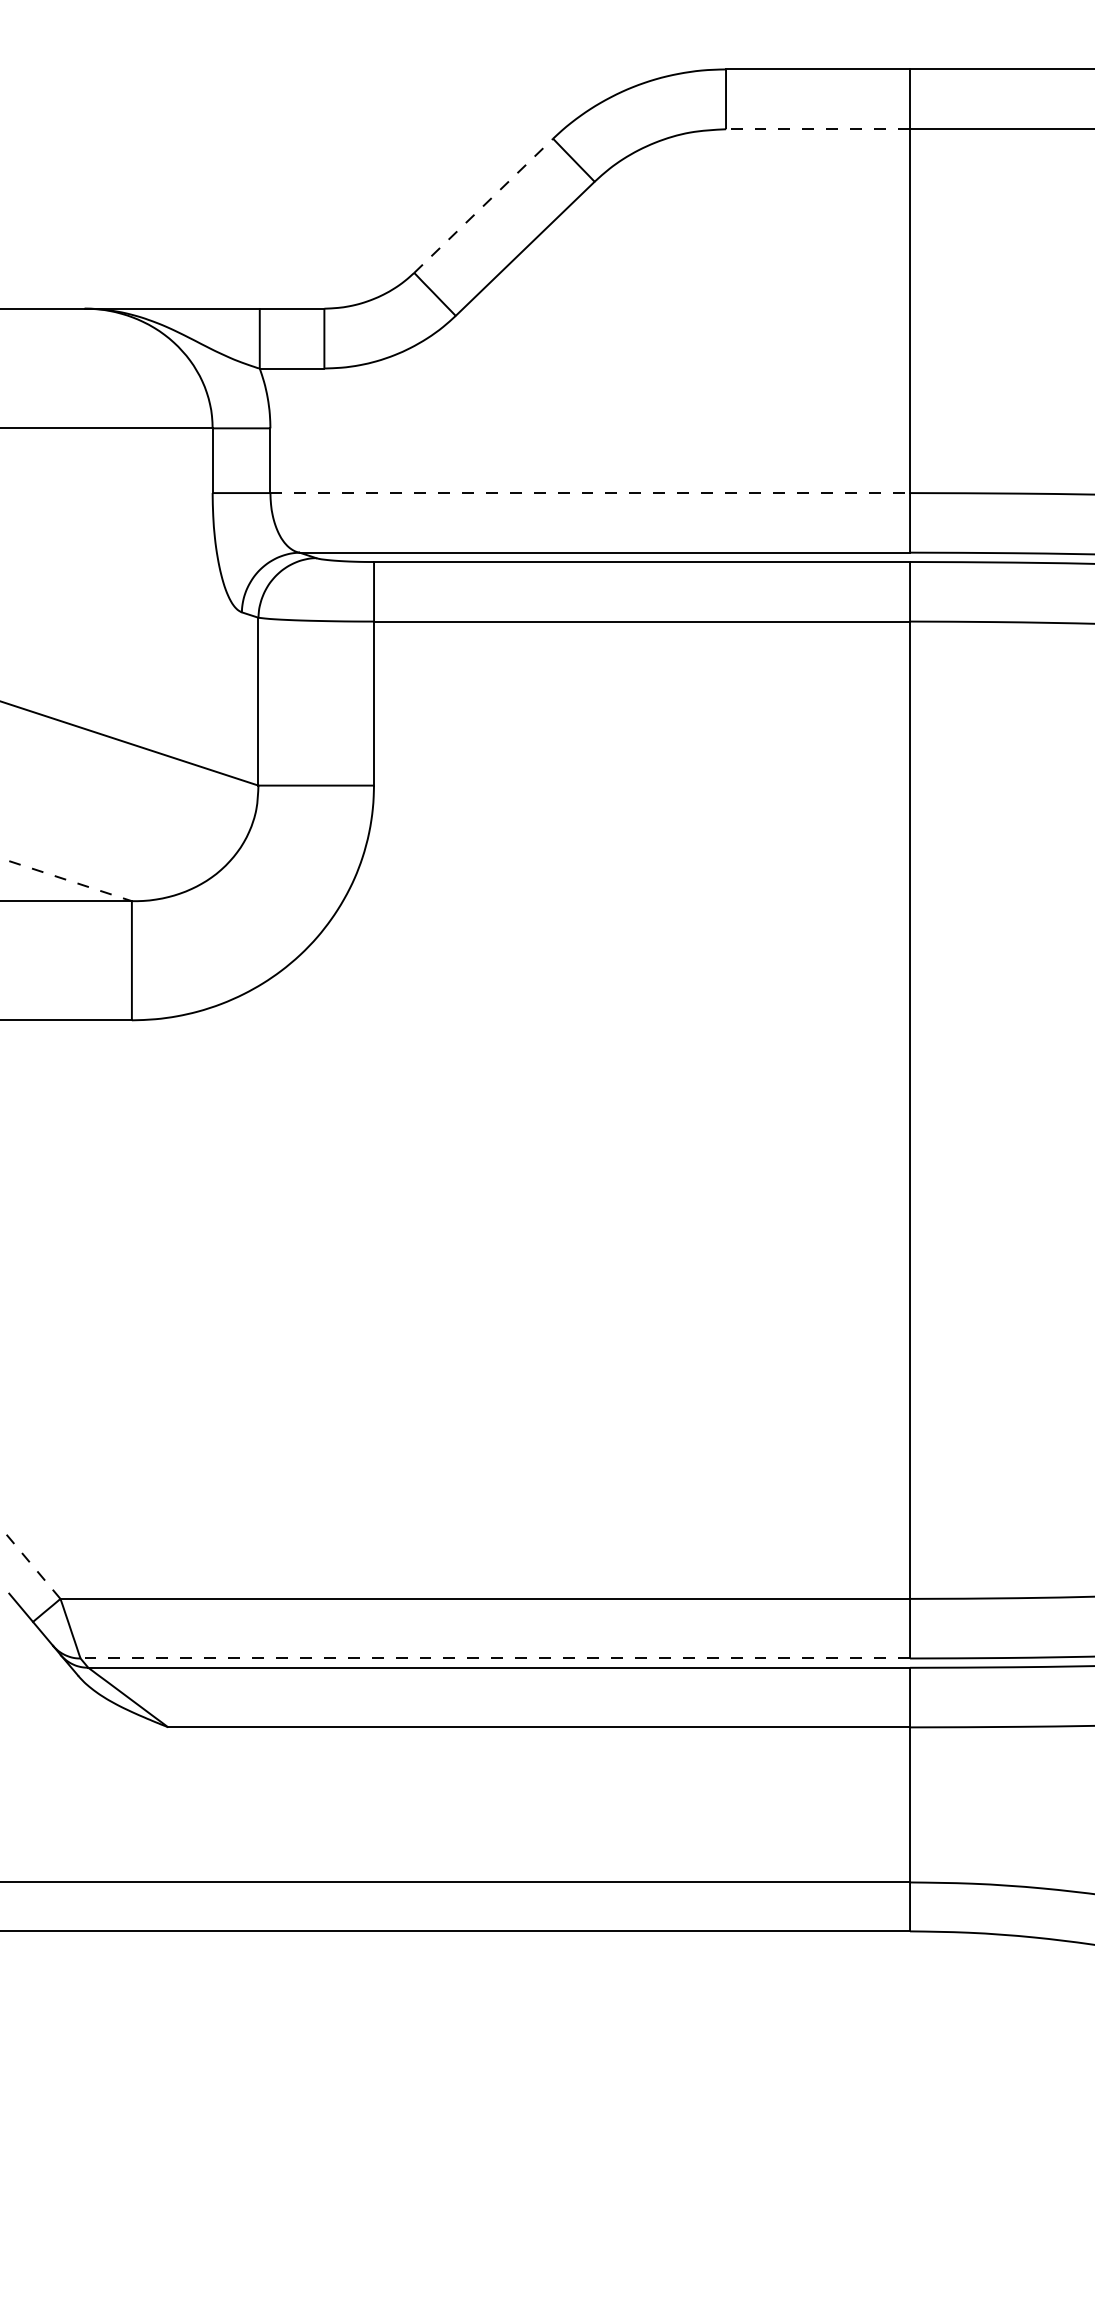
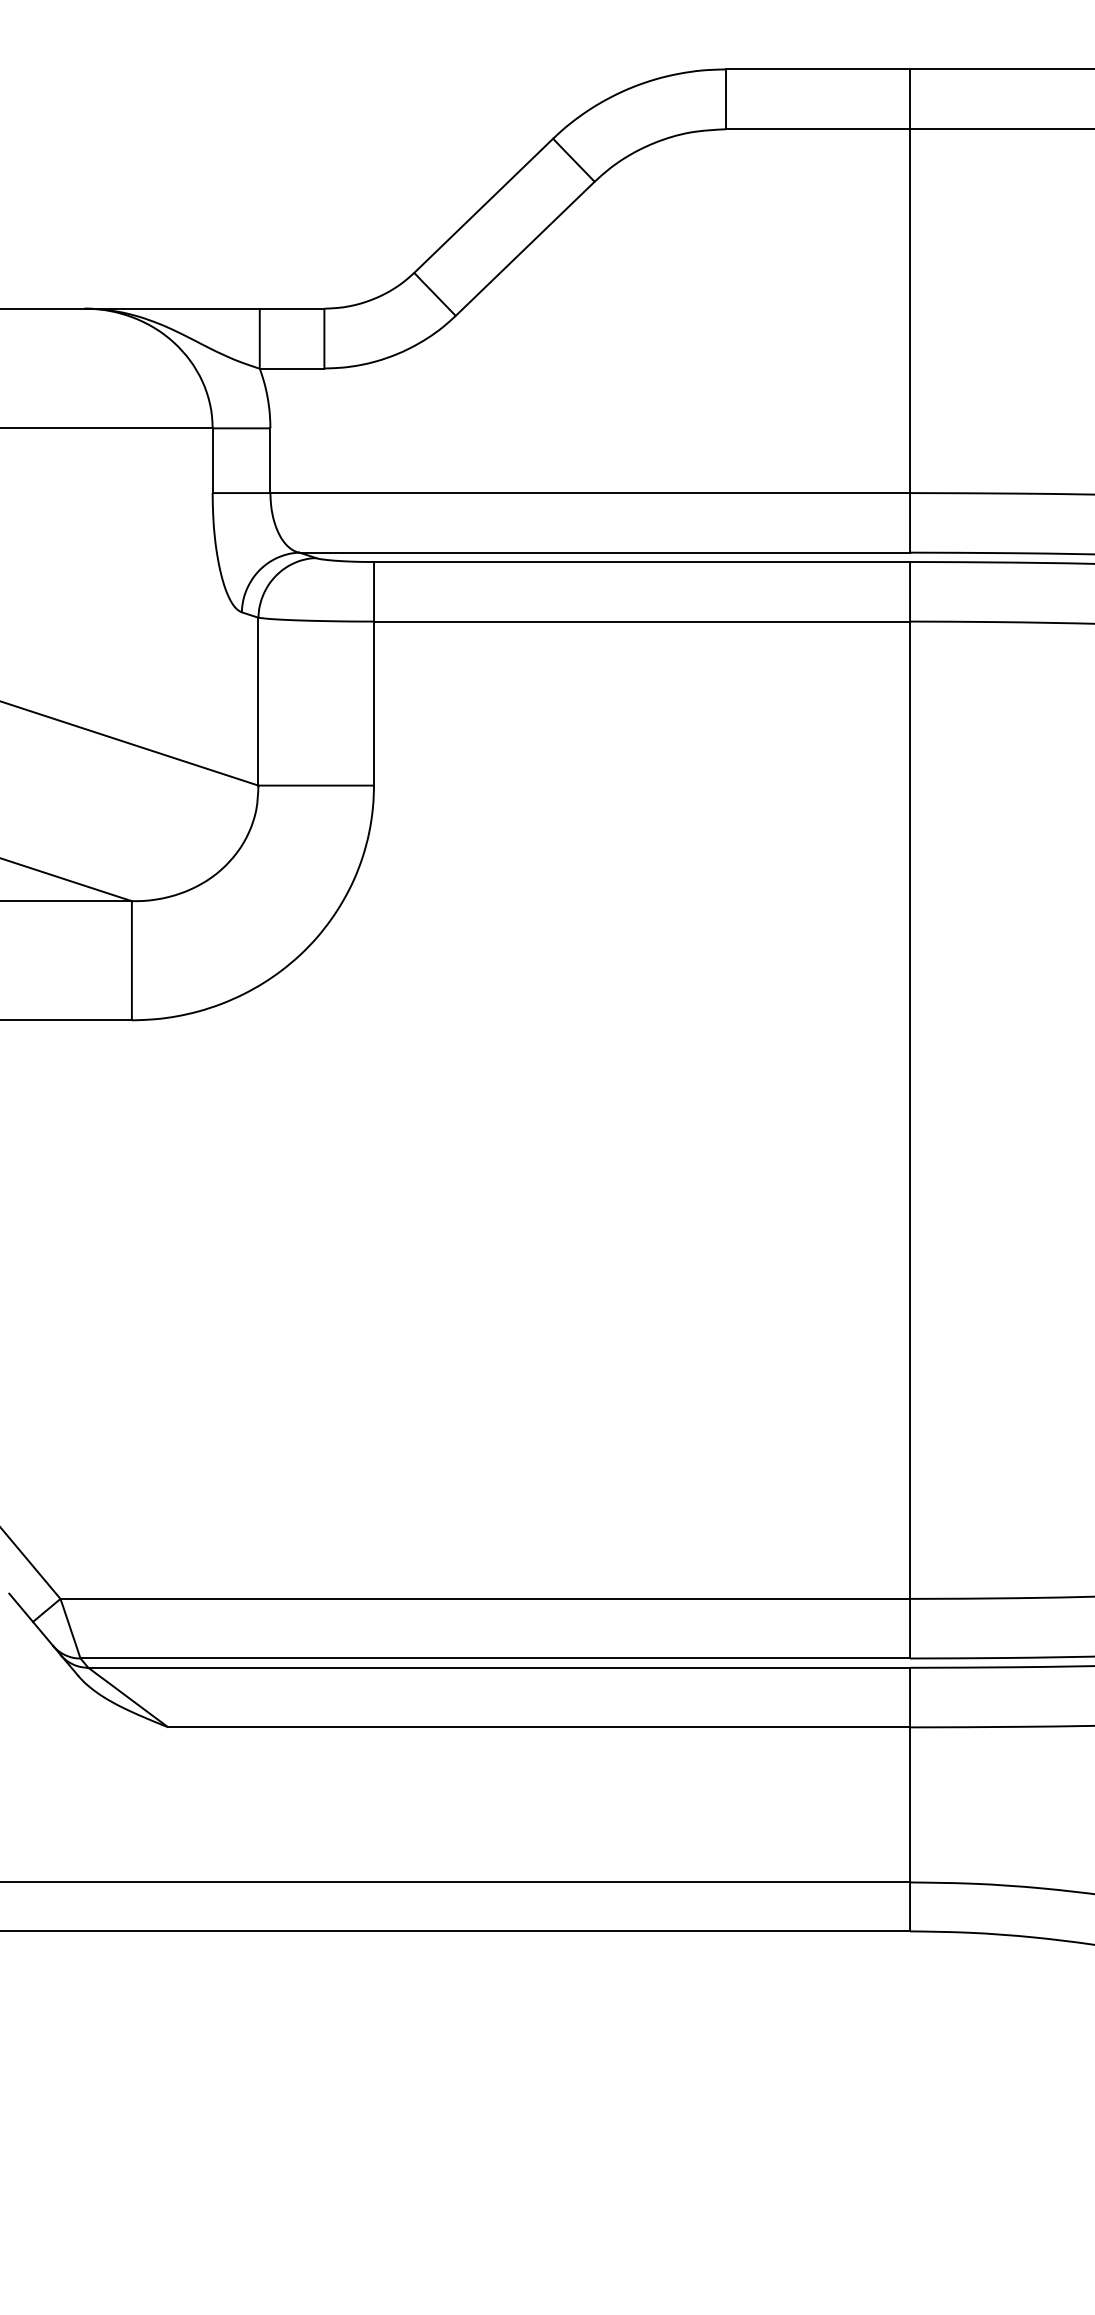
line: dashed -> solid (817, 129)
line: dashed -> solid (483, 205)
line: dashed -> solid (590, 493)
line: dashed -> solid (66, 879)
line: dashed -> solid (30, 1562)
line: dashed -> solid (495, 1658)
